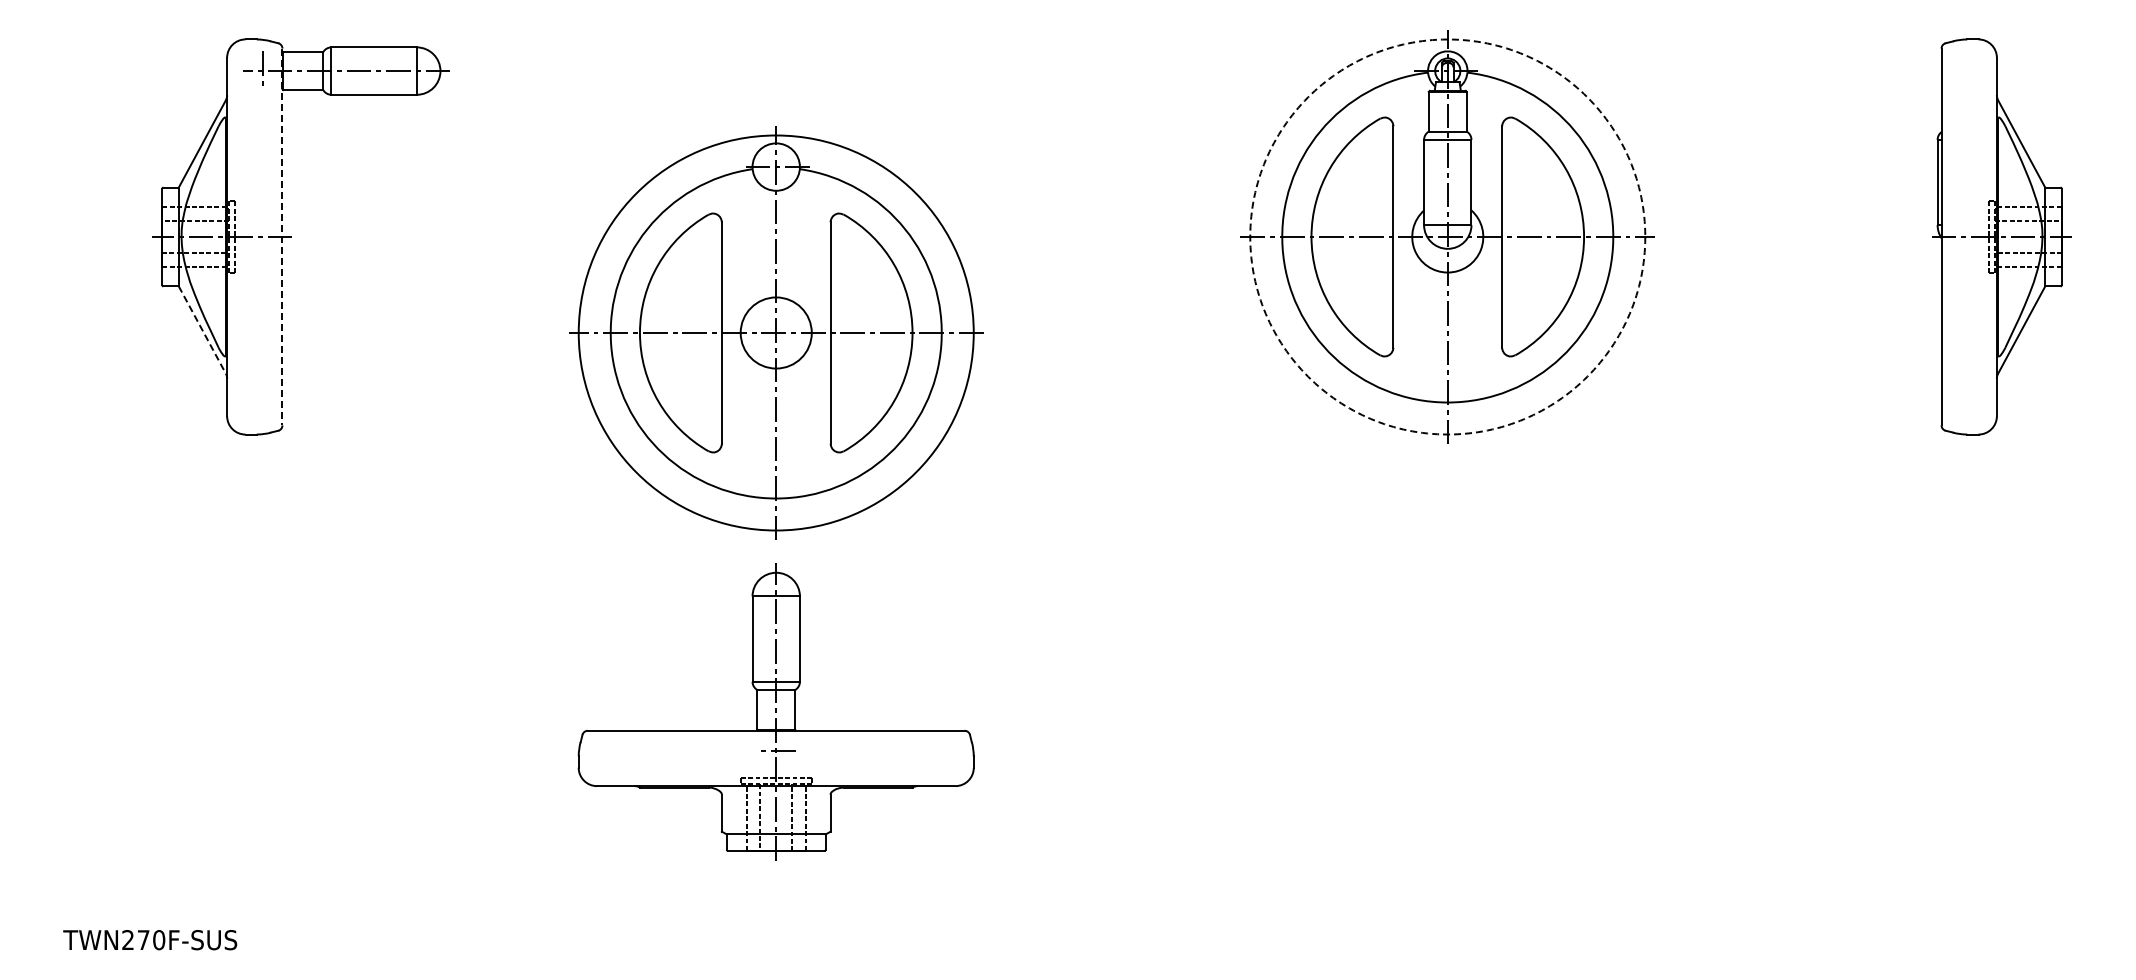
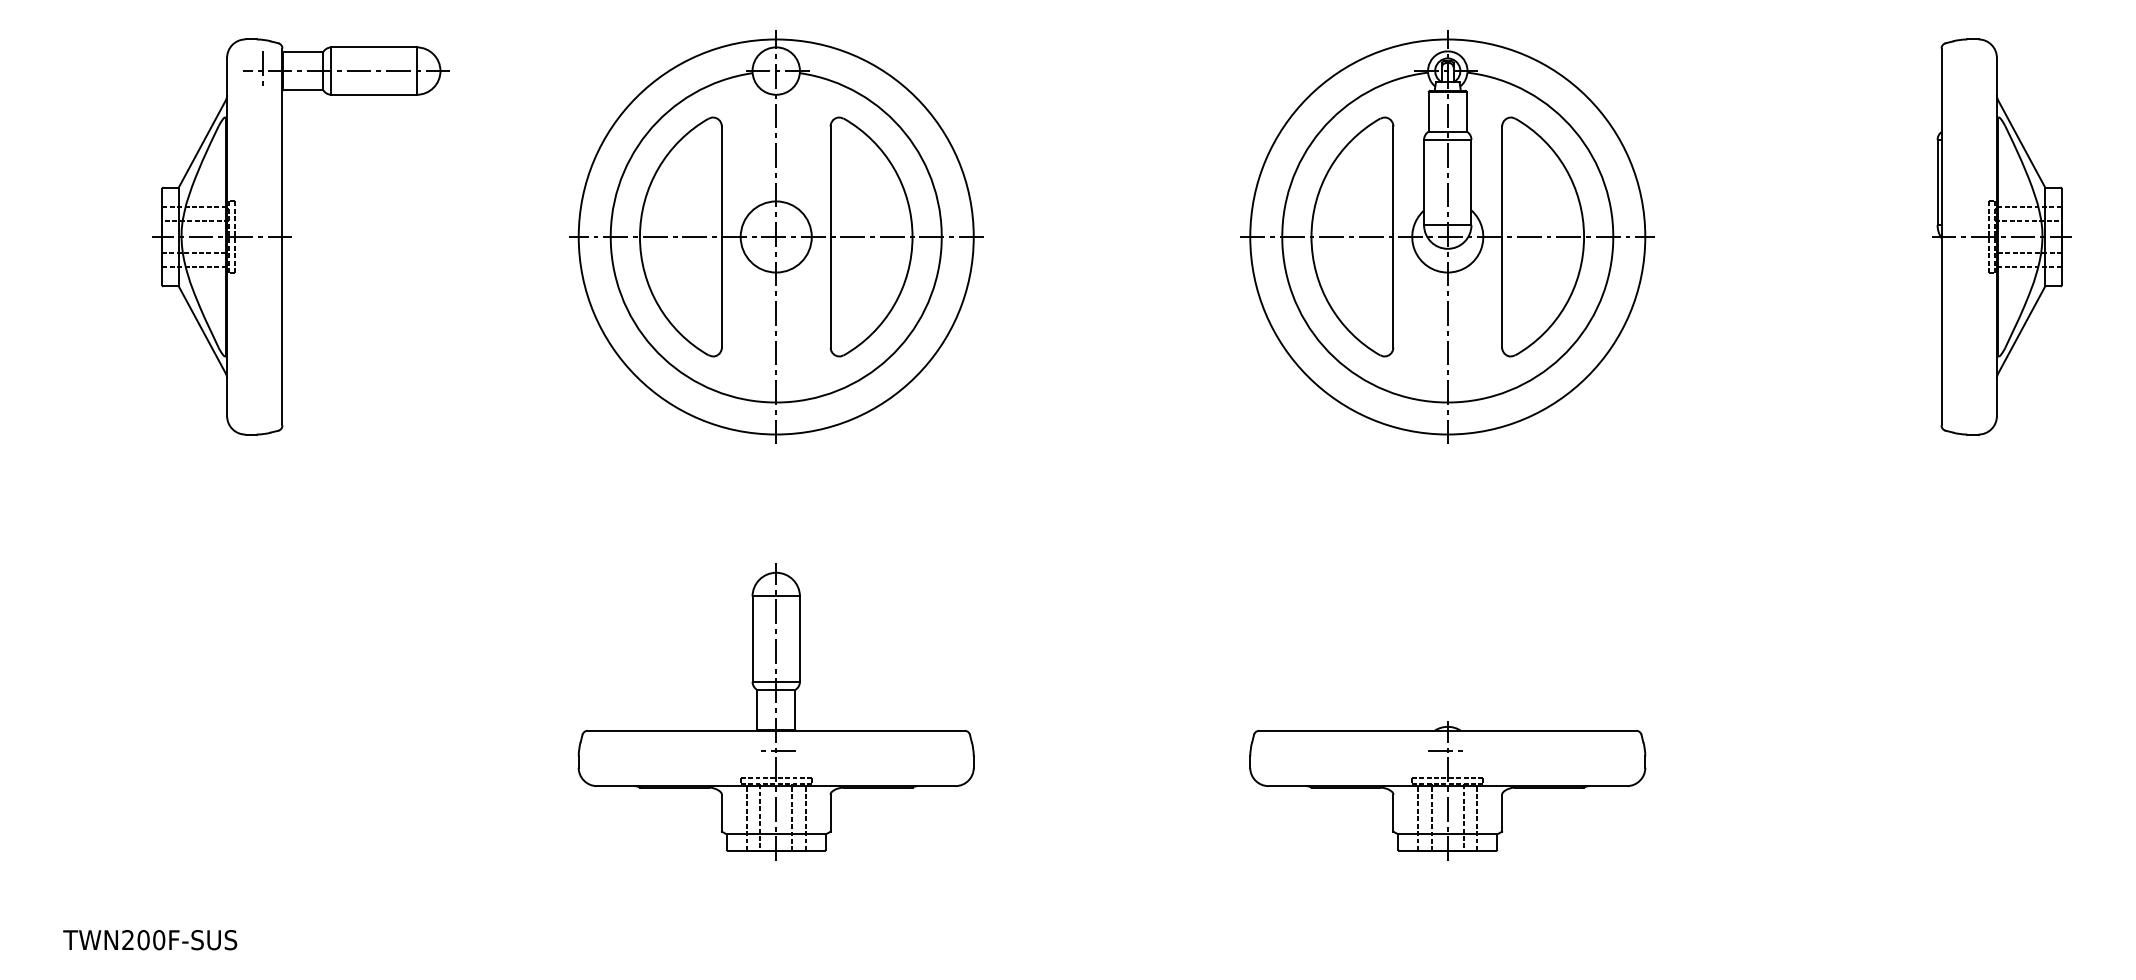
circle: dashed -> solid (1447, 236)
line: dashed -> solid (282, 237)
line: dashed -> solid (202, 330)
part position: (776, 332) -> (776, 236) (776, 236)
part: none -> present (1447, 790)
text: TWN270F-SUS -> TWN200F-SUS (143, 940)
